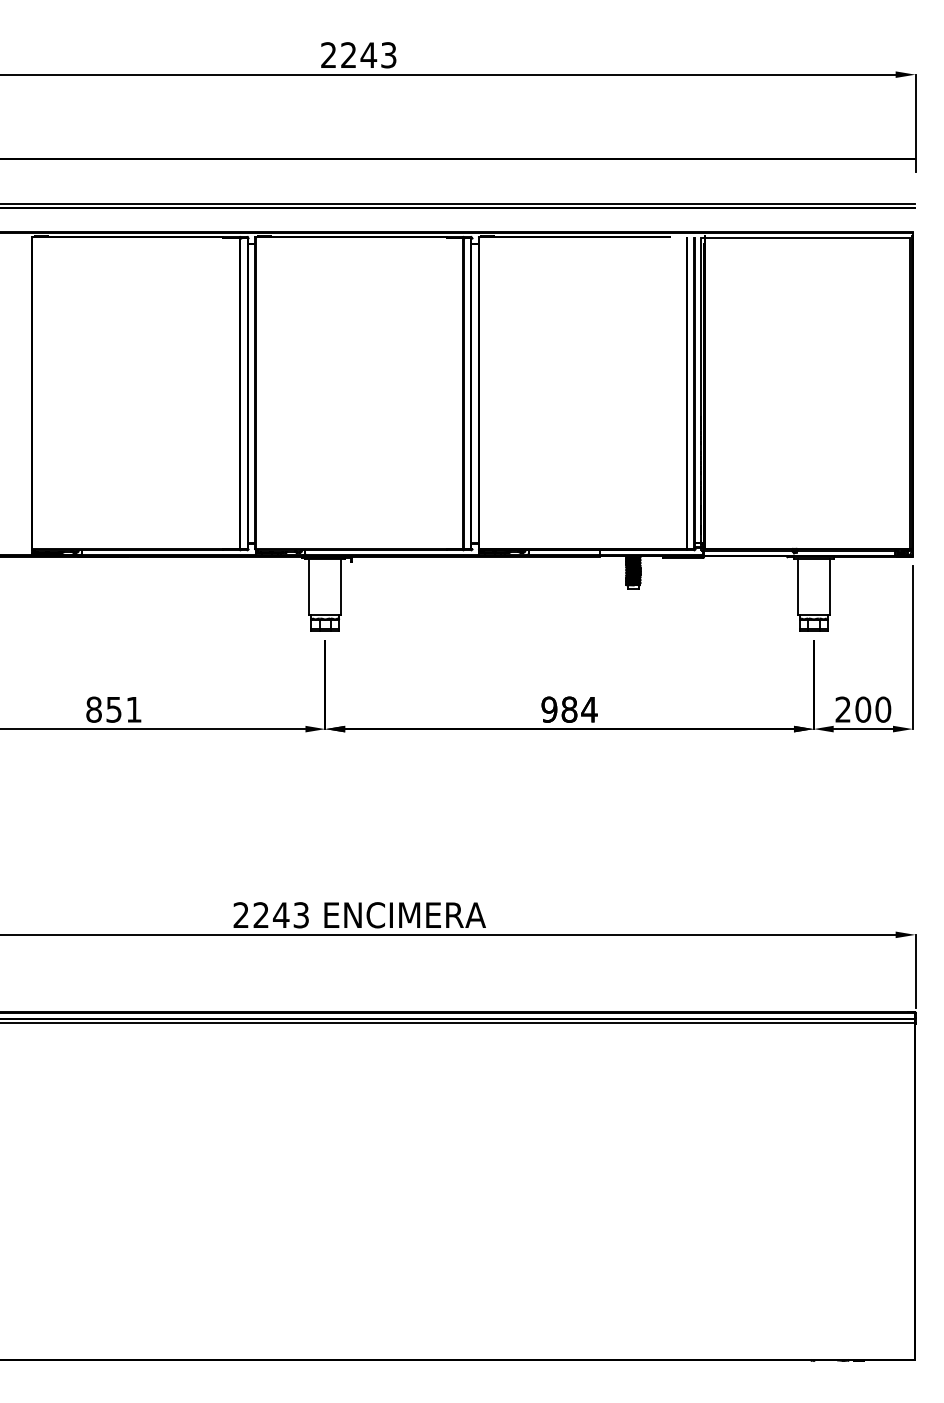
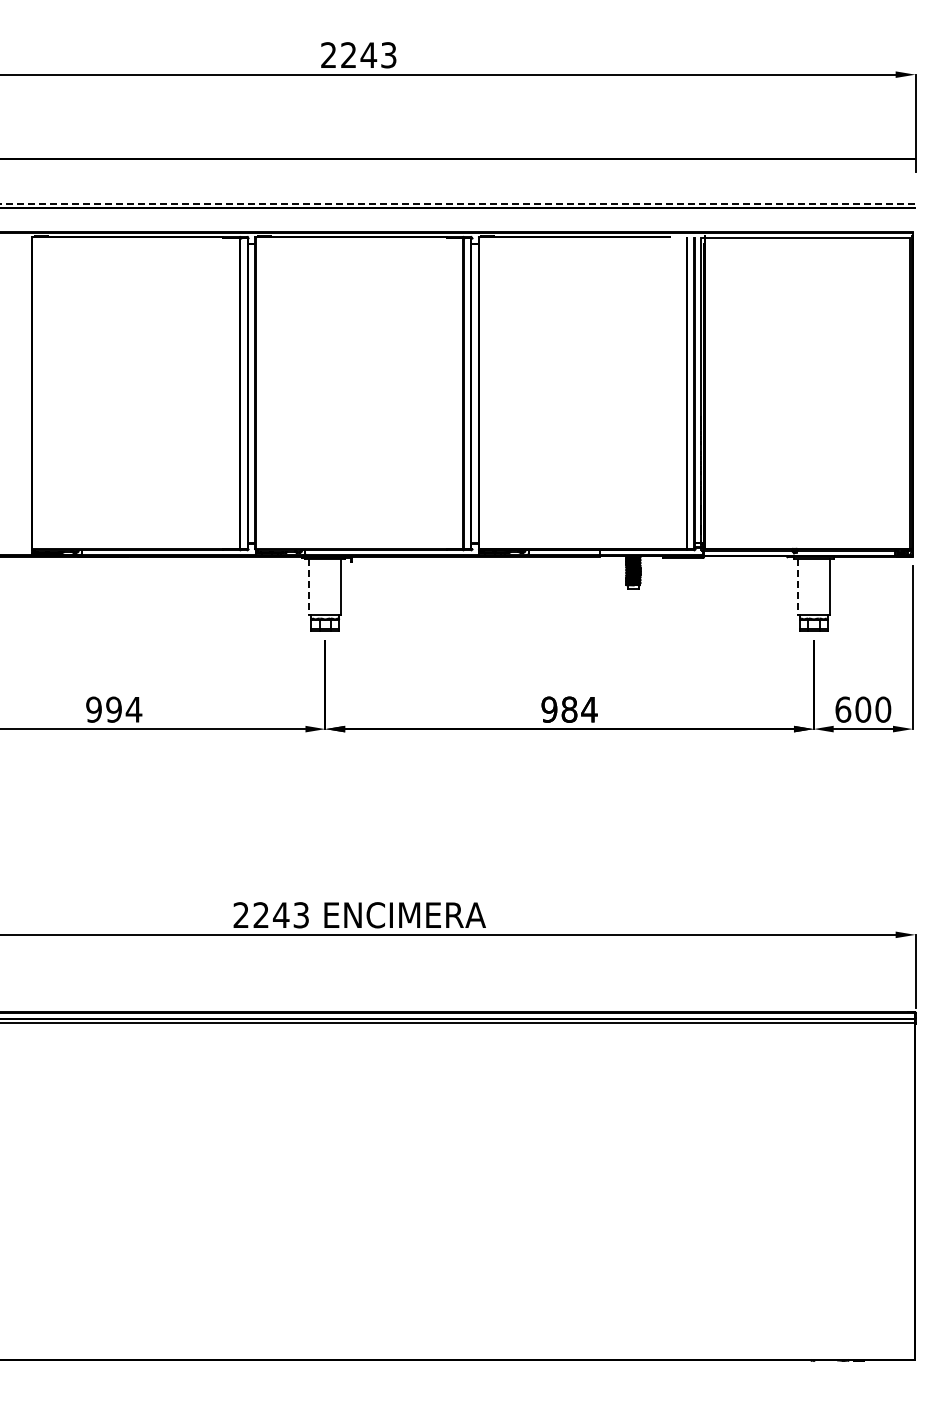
line: solid -> dashed (457, 203)
line: solid -> dashed (309, 587)
line: solid -> dashed (797, 587)
text: 851 -> 994 (114, 709)
text: 200 -> 600 (843, 709)
